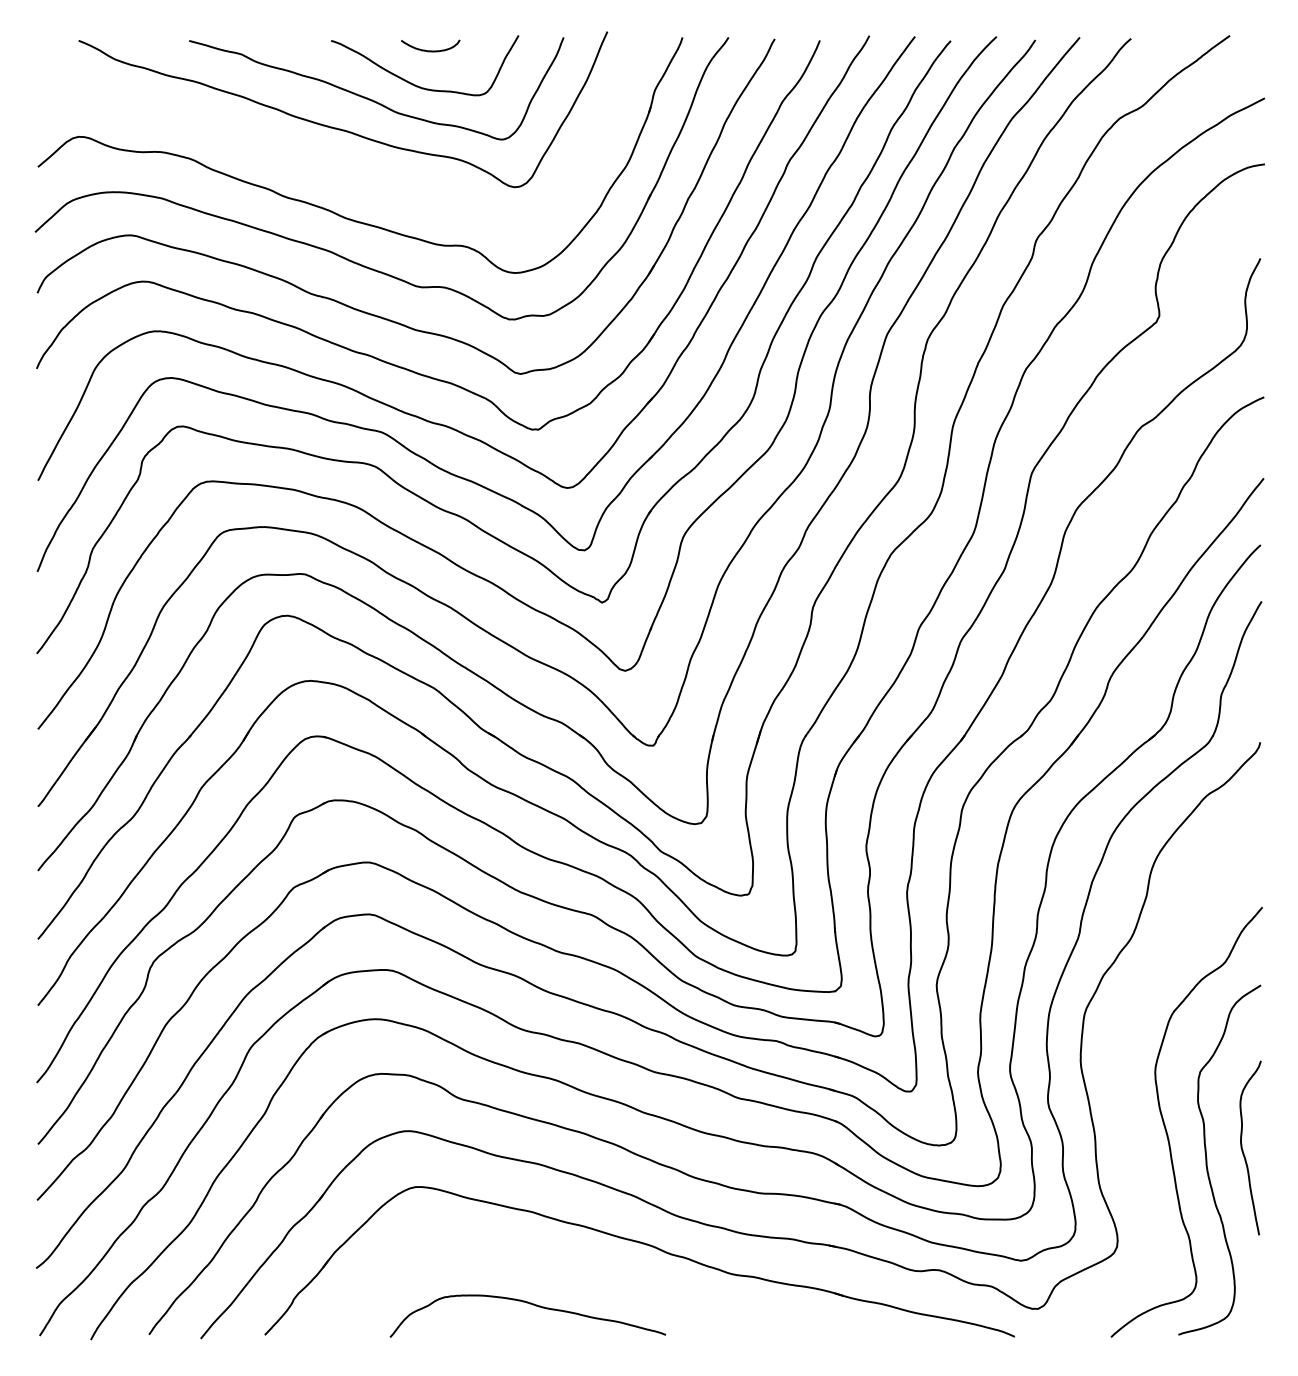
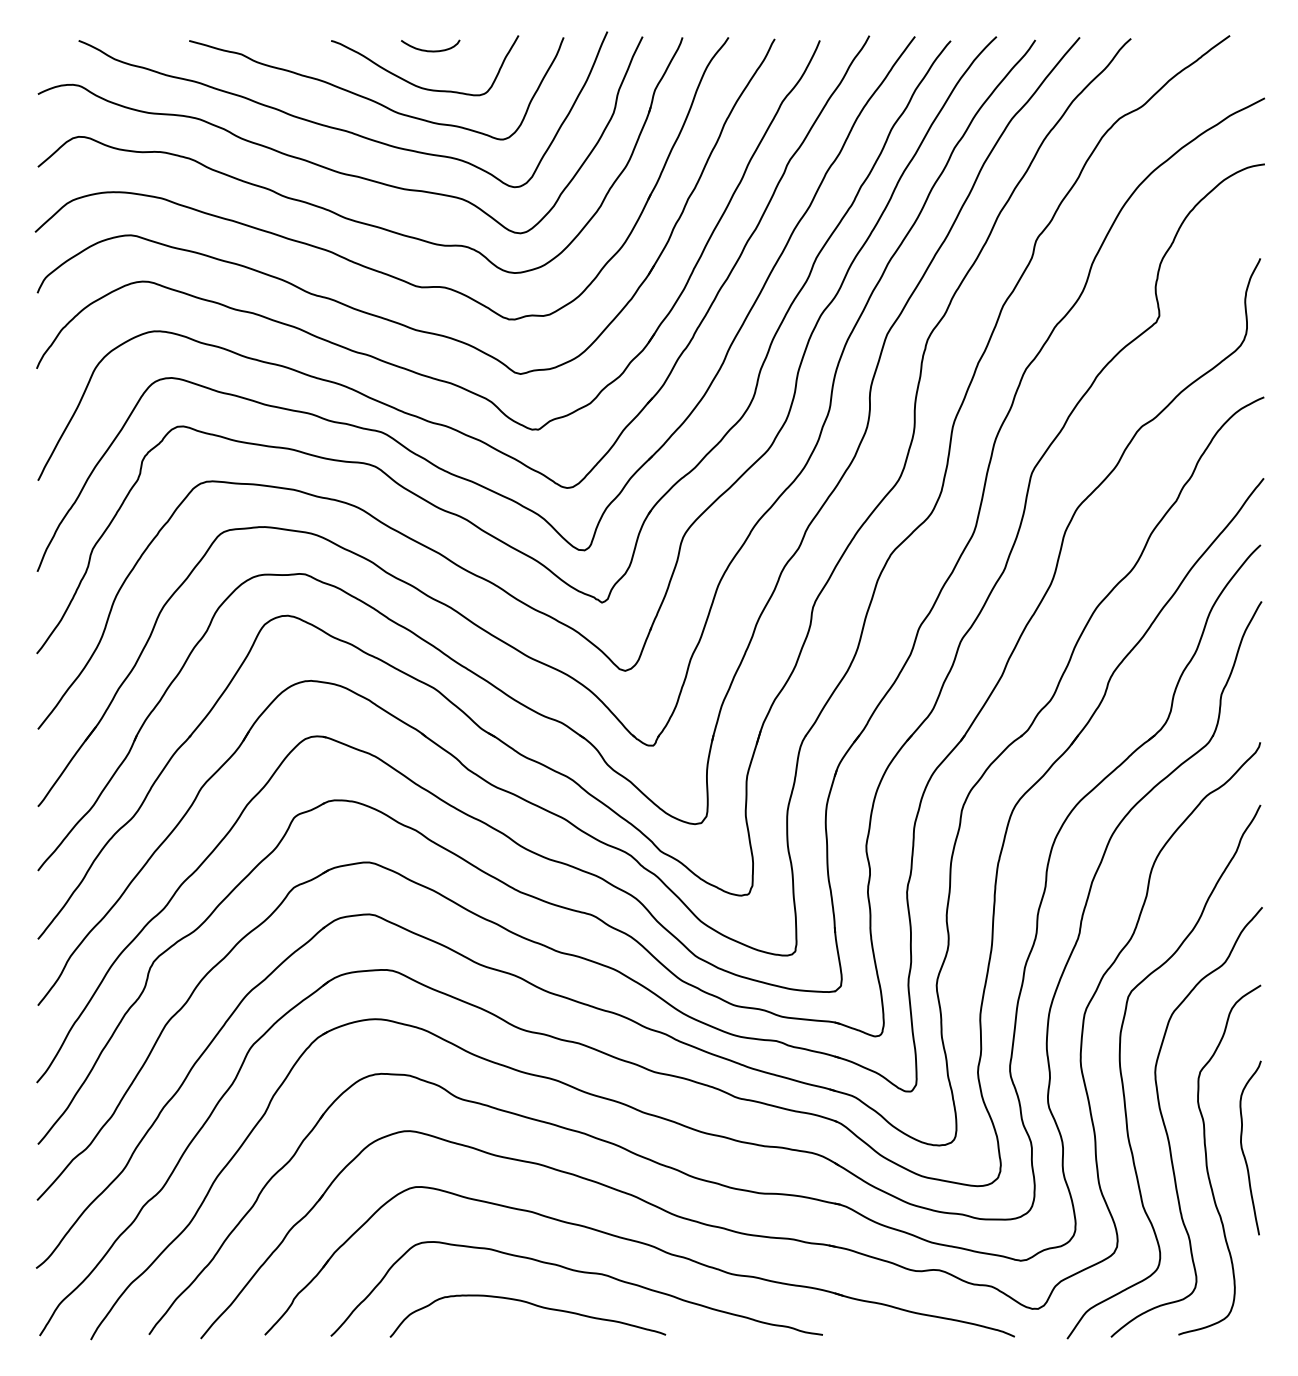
curve: none -> present (328, 167)
curve: none -> present (1122, 1075)
curve: none -> present (577, 1272)
